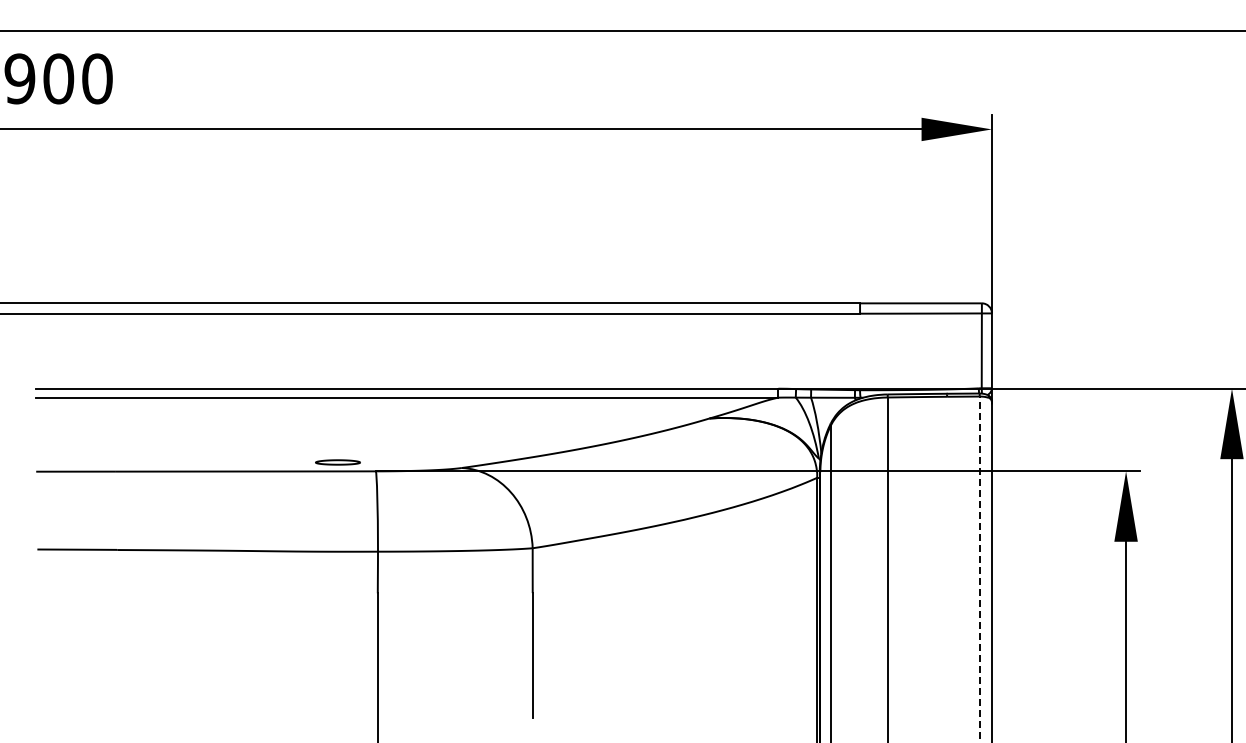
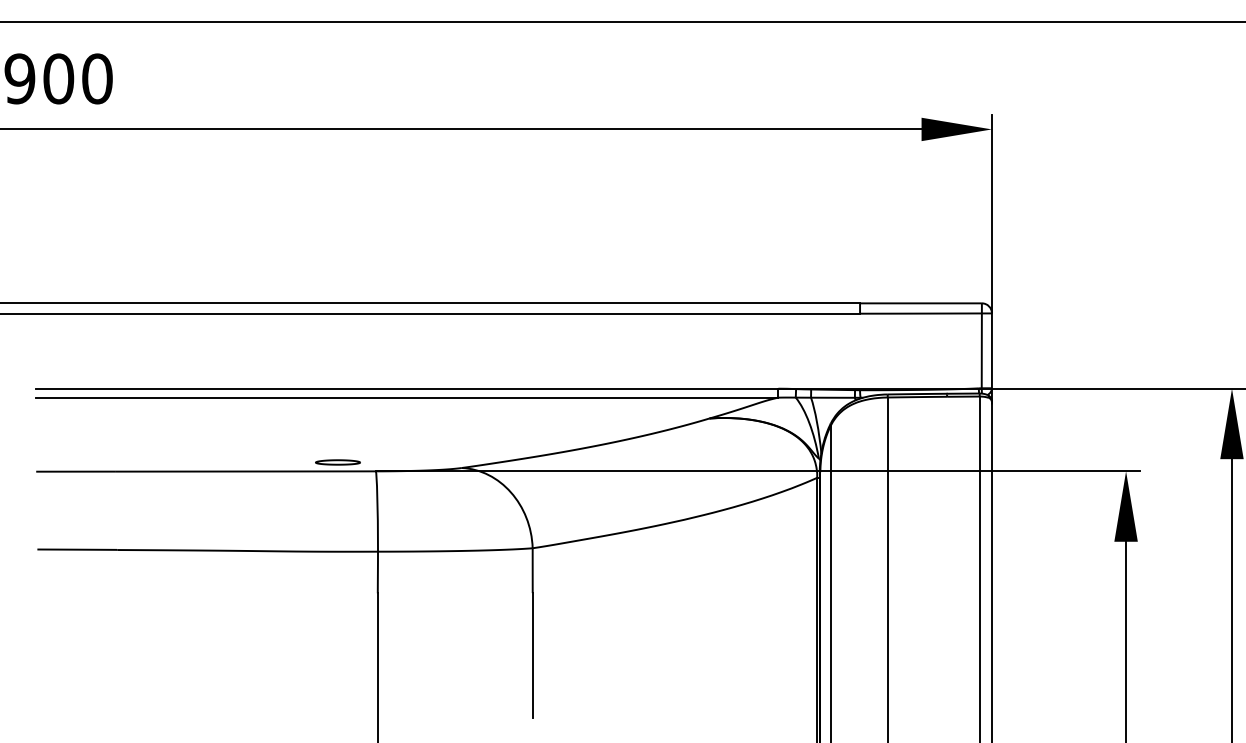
line position: (622, 31) -> (622, 22) (622, 22)
line: dashed -> solid (979, 569)
